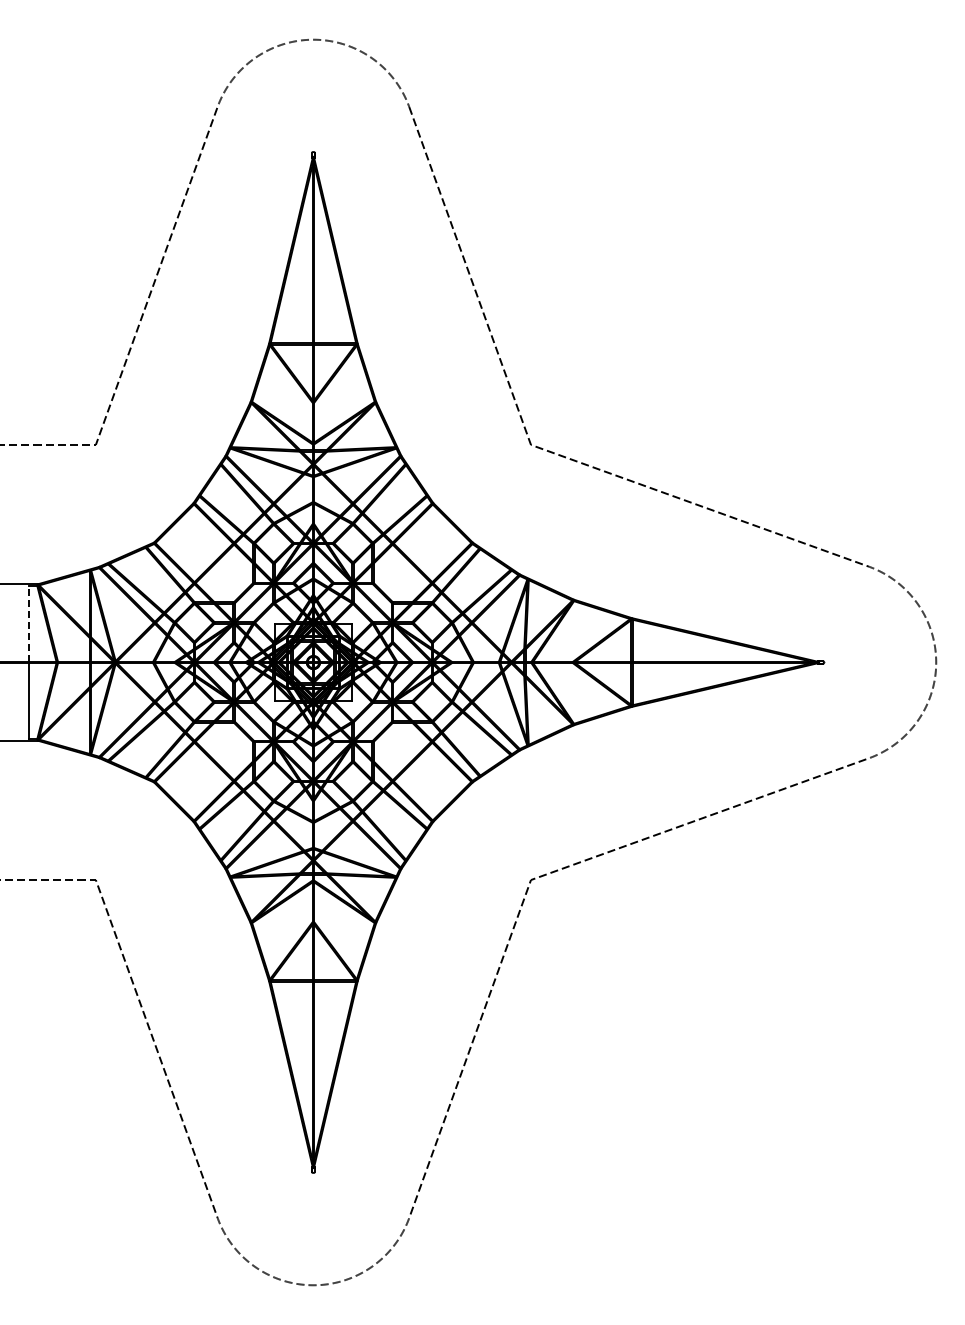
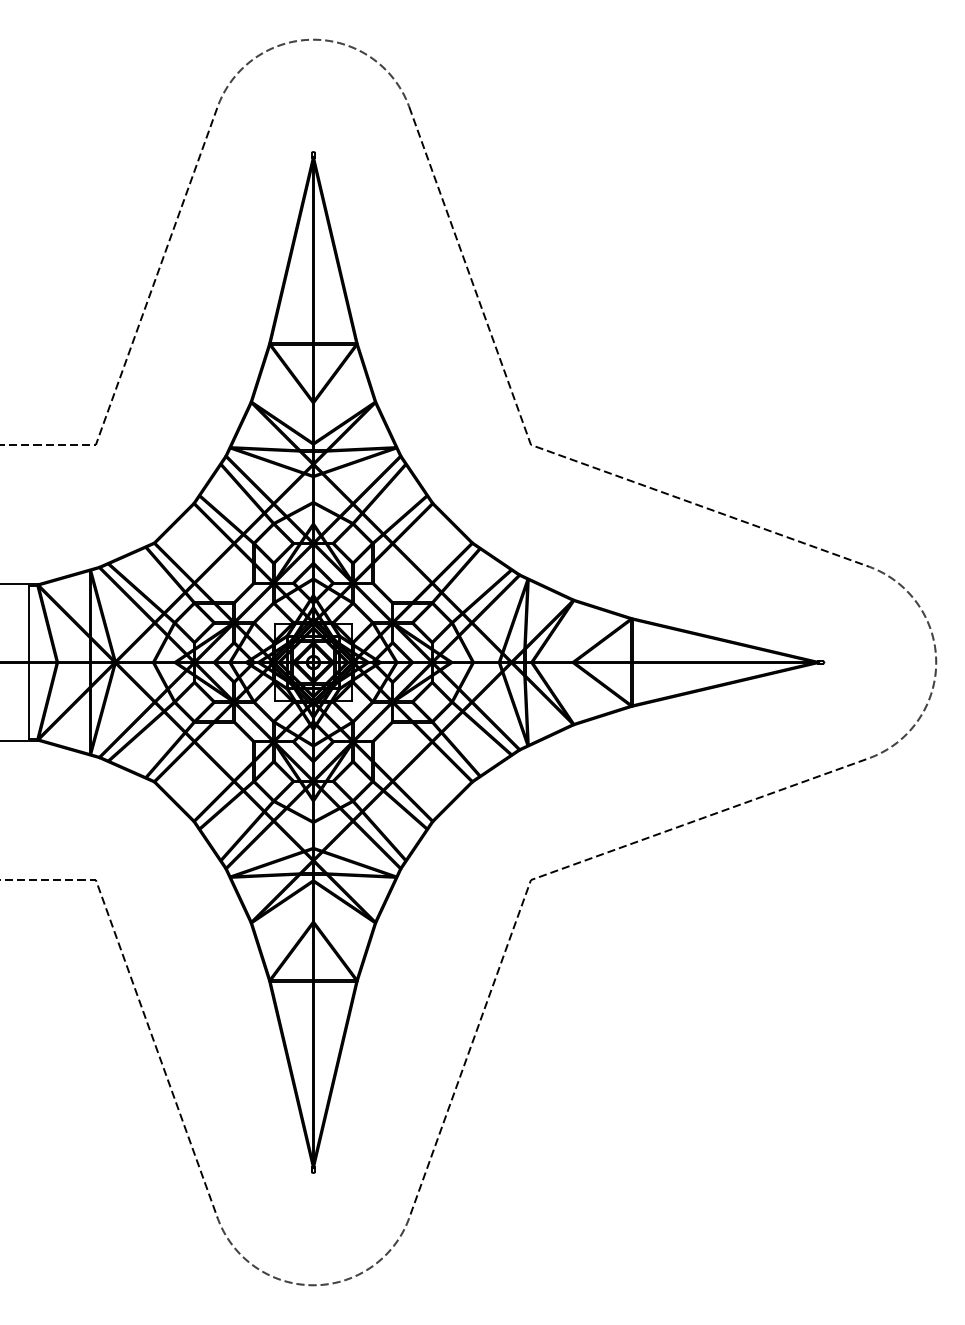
line: dashed -> solid (29, 623)
